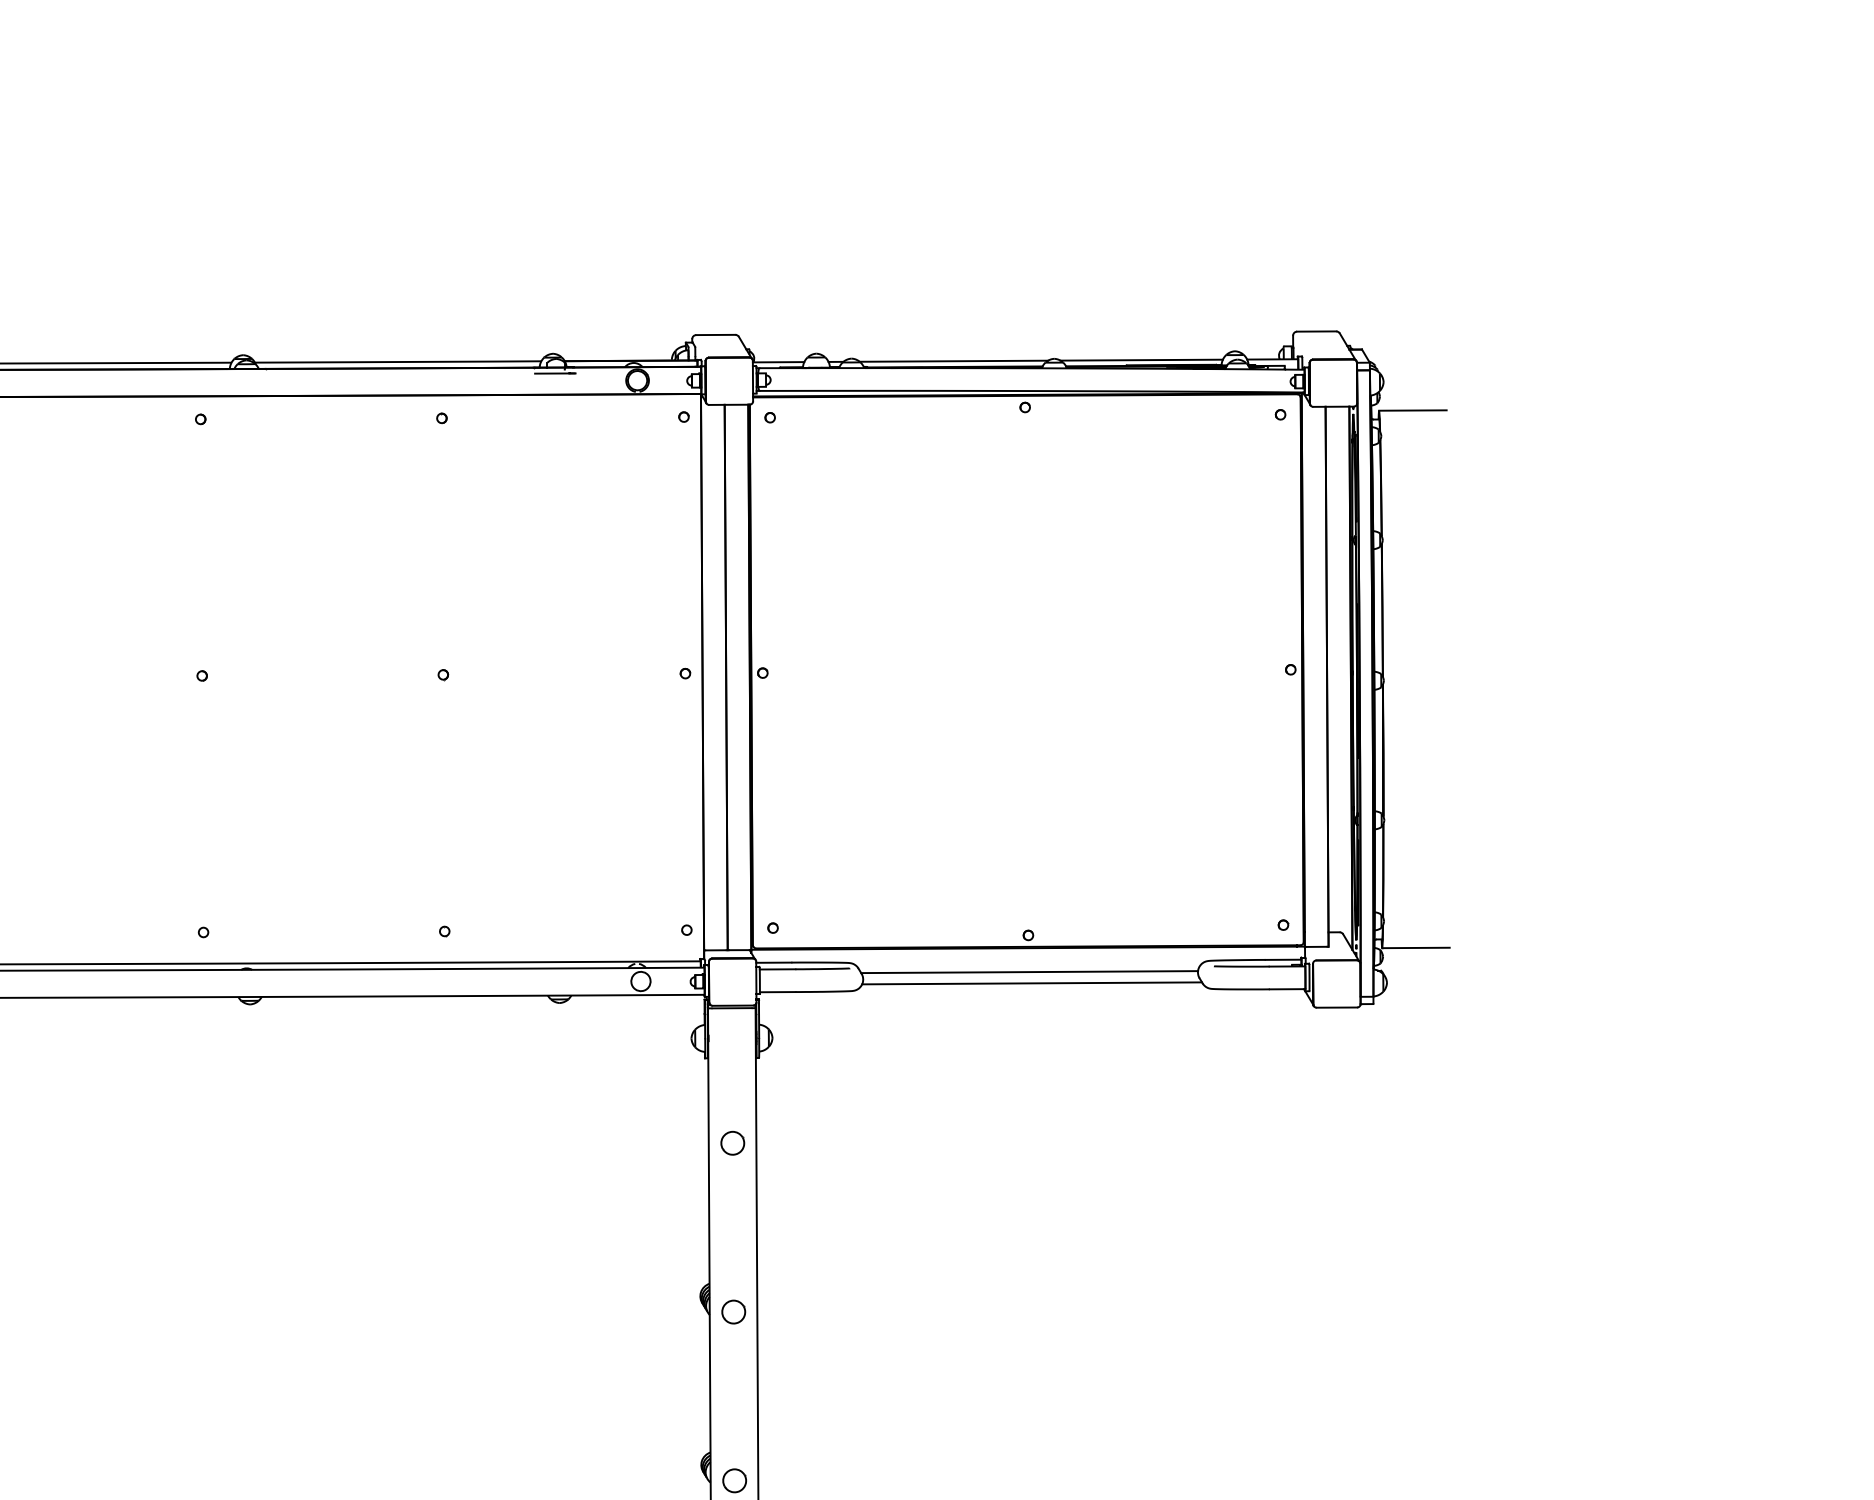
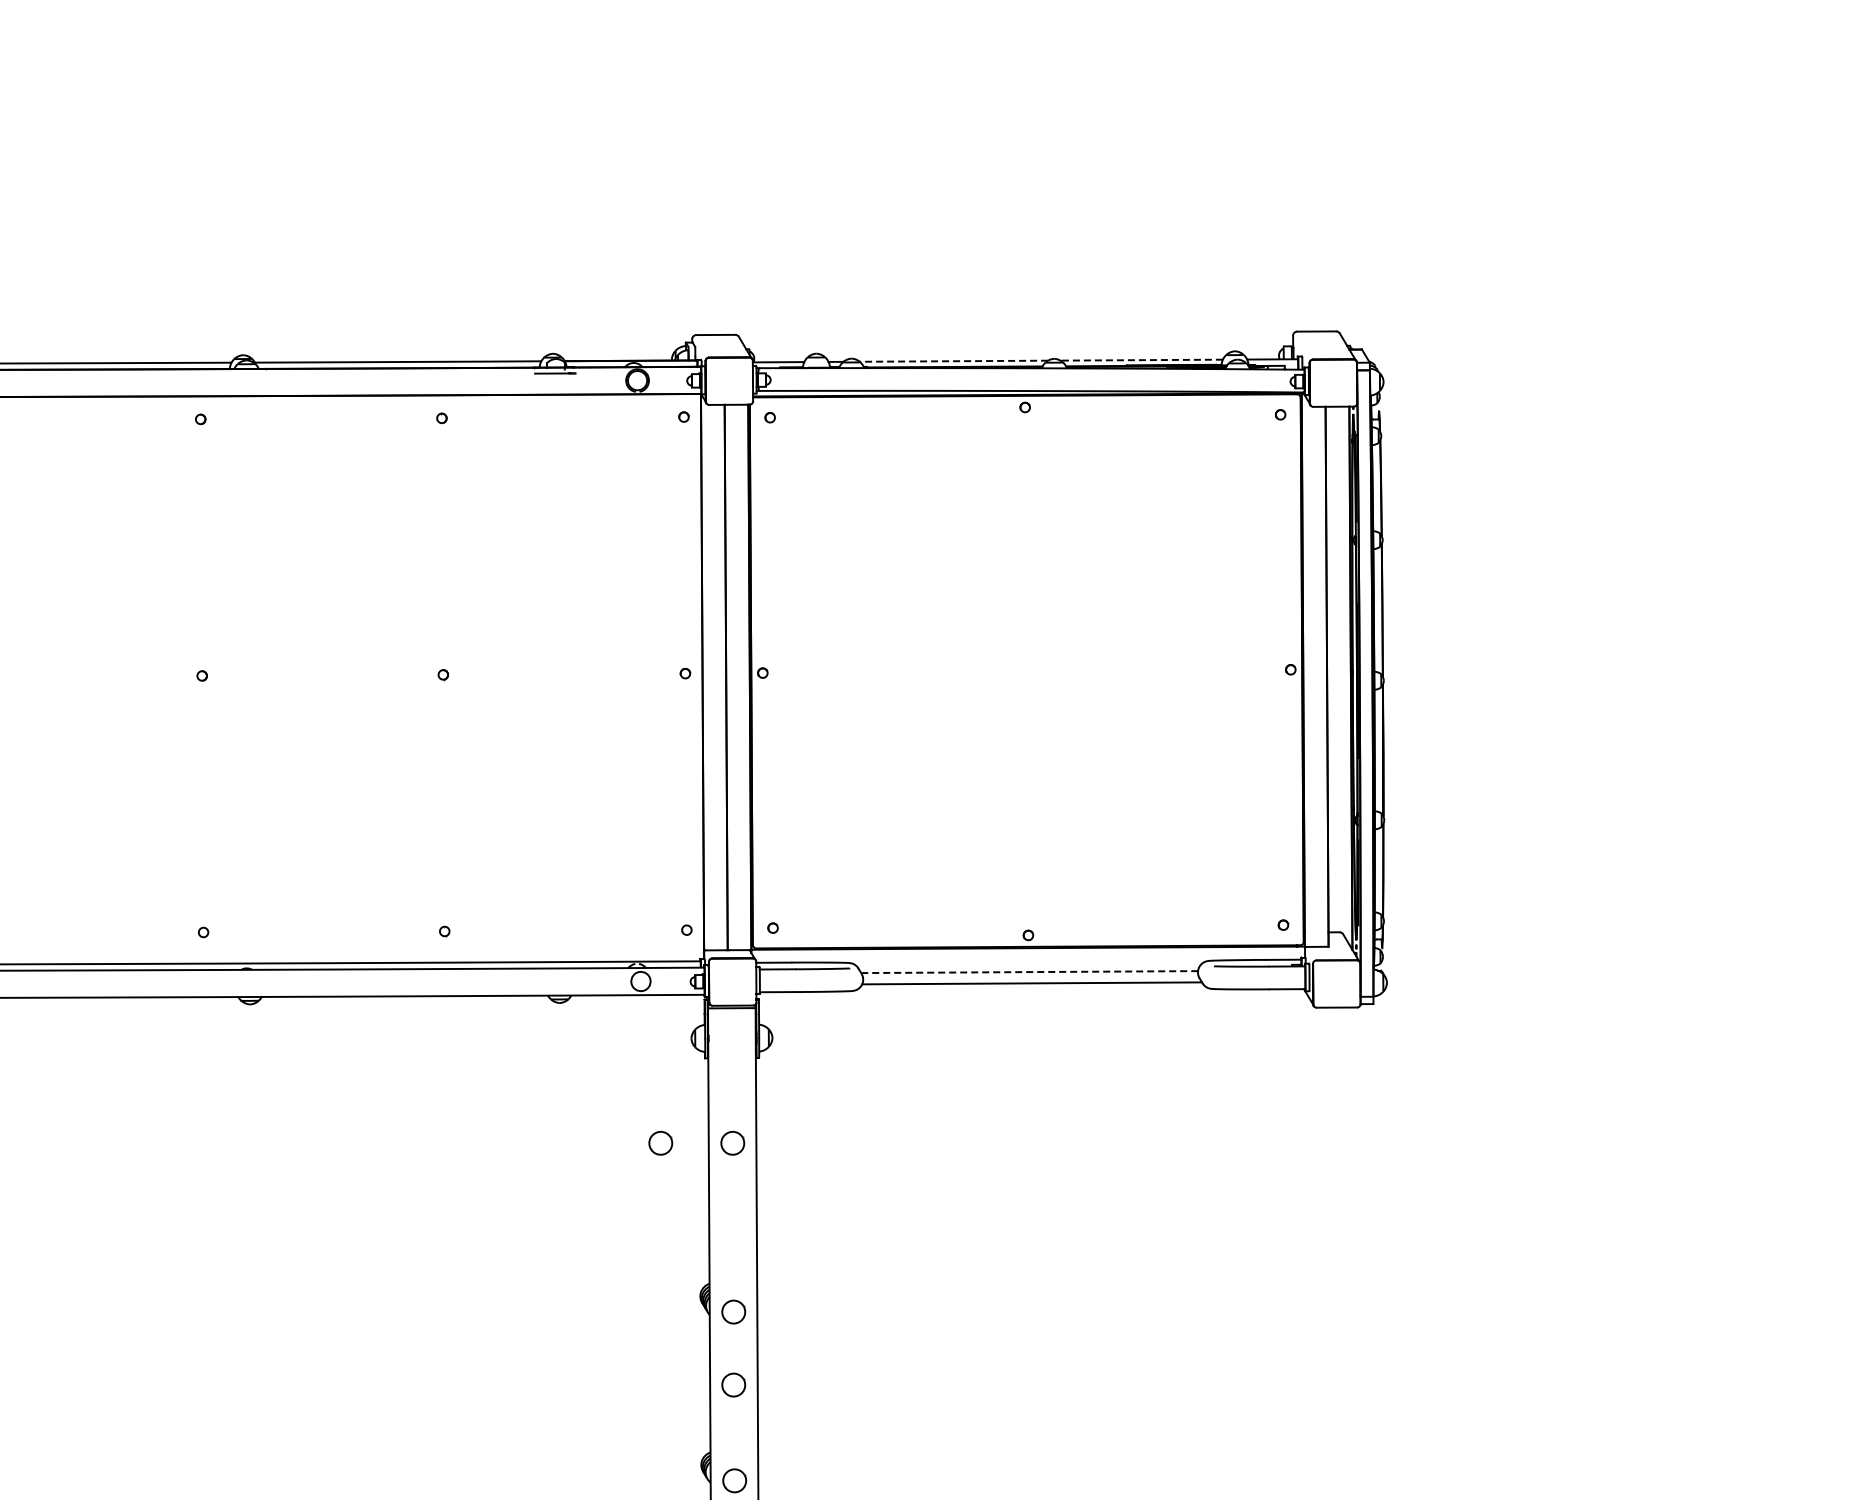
line: solid -> dashed (1141, 360)
line: solid -> dashed (953, 361)
line: present -> none (1412, 410)
line: present -> none (1415, 947)
line: solid -> dashed (1030, 972)
part: none -> present (660, 1142)
part: none -> present (733, 1384)
